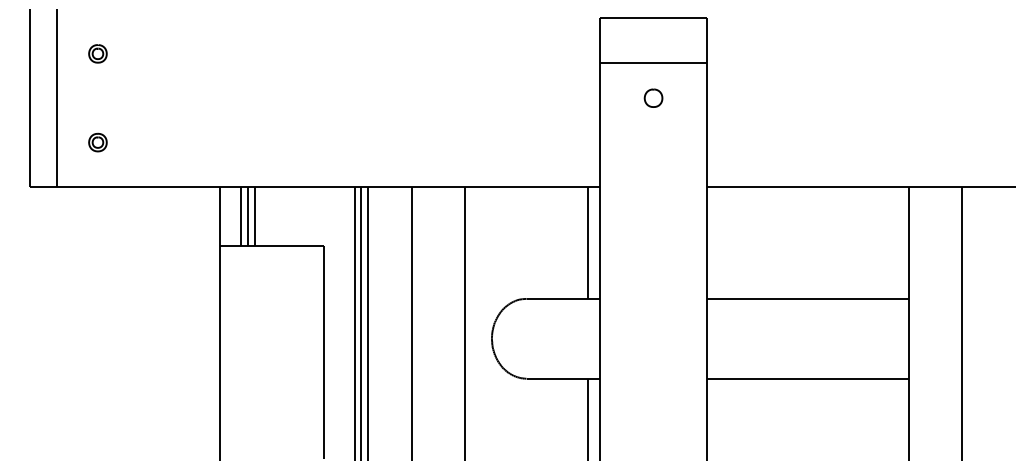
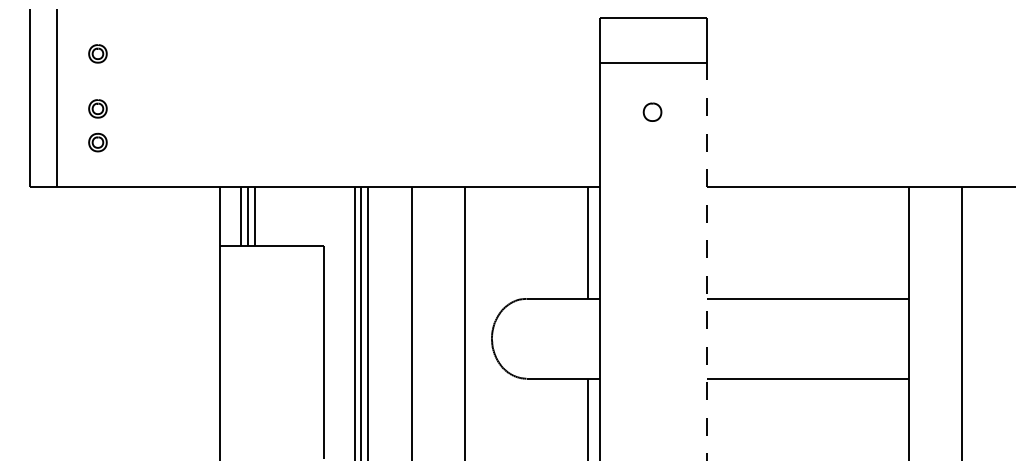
part position: (653, 97) -> (652, 111) (652, 111)
part: none -> present (97, 108)
line: solid -> dashed (706, 261)
